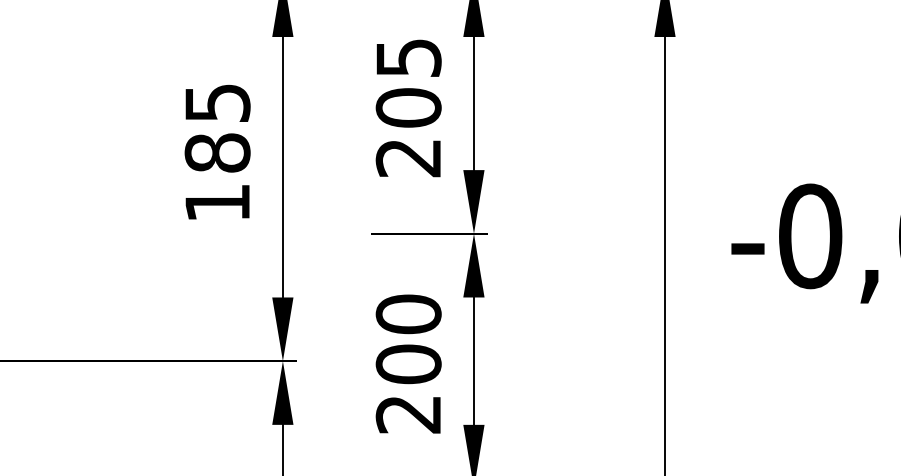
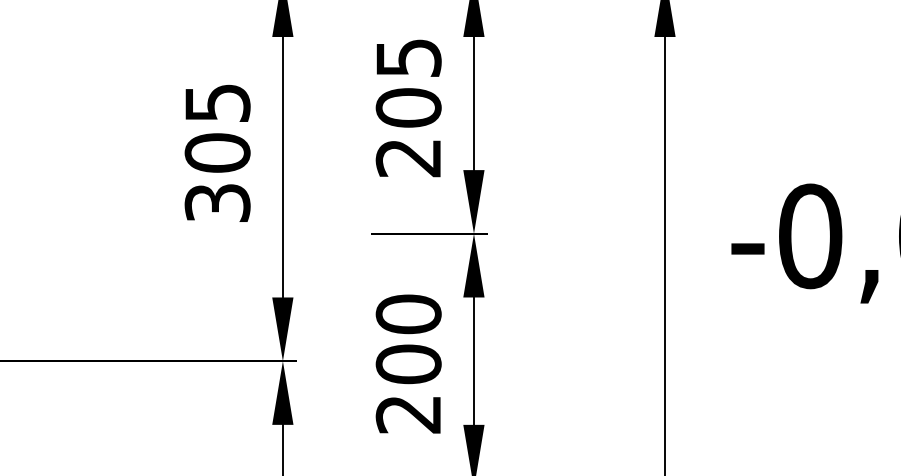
text: 185 -> 305 (217, 177)
